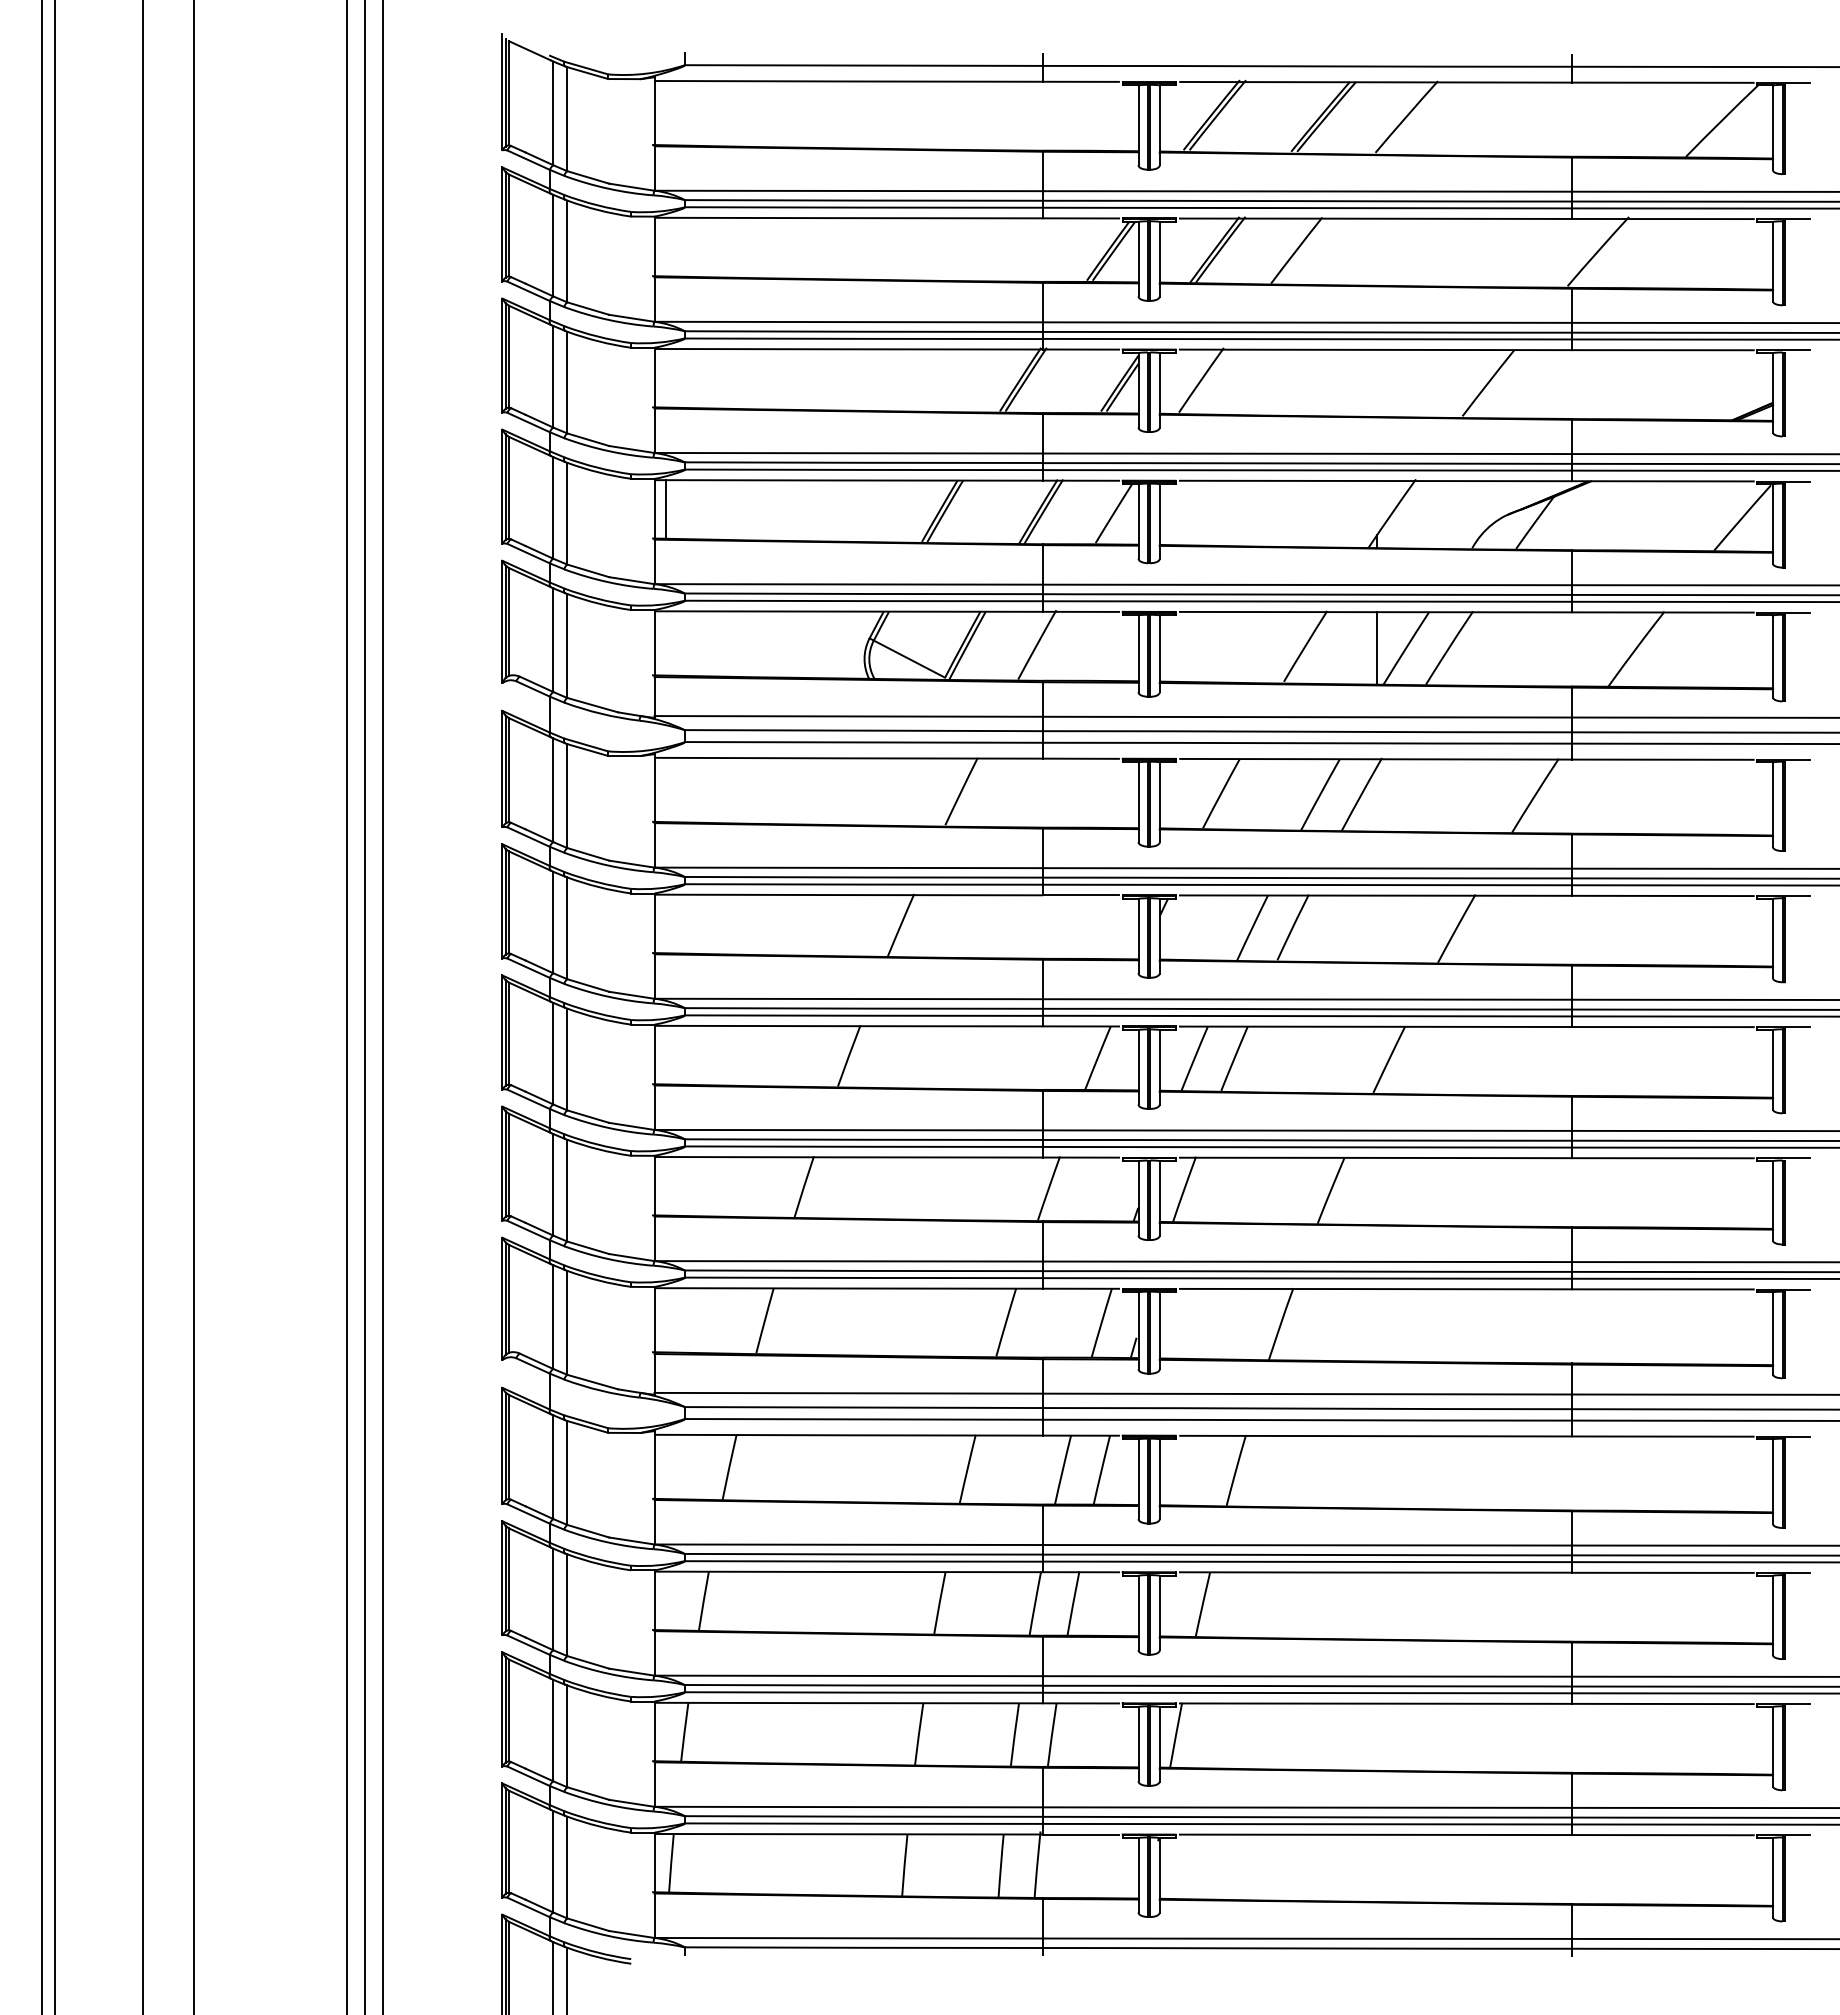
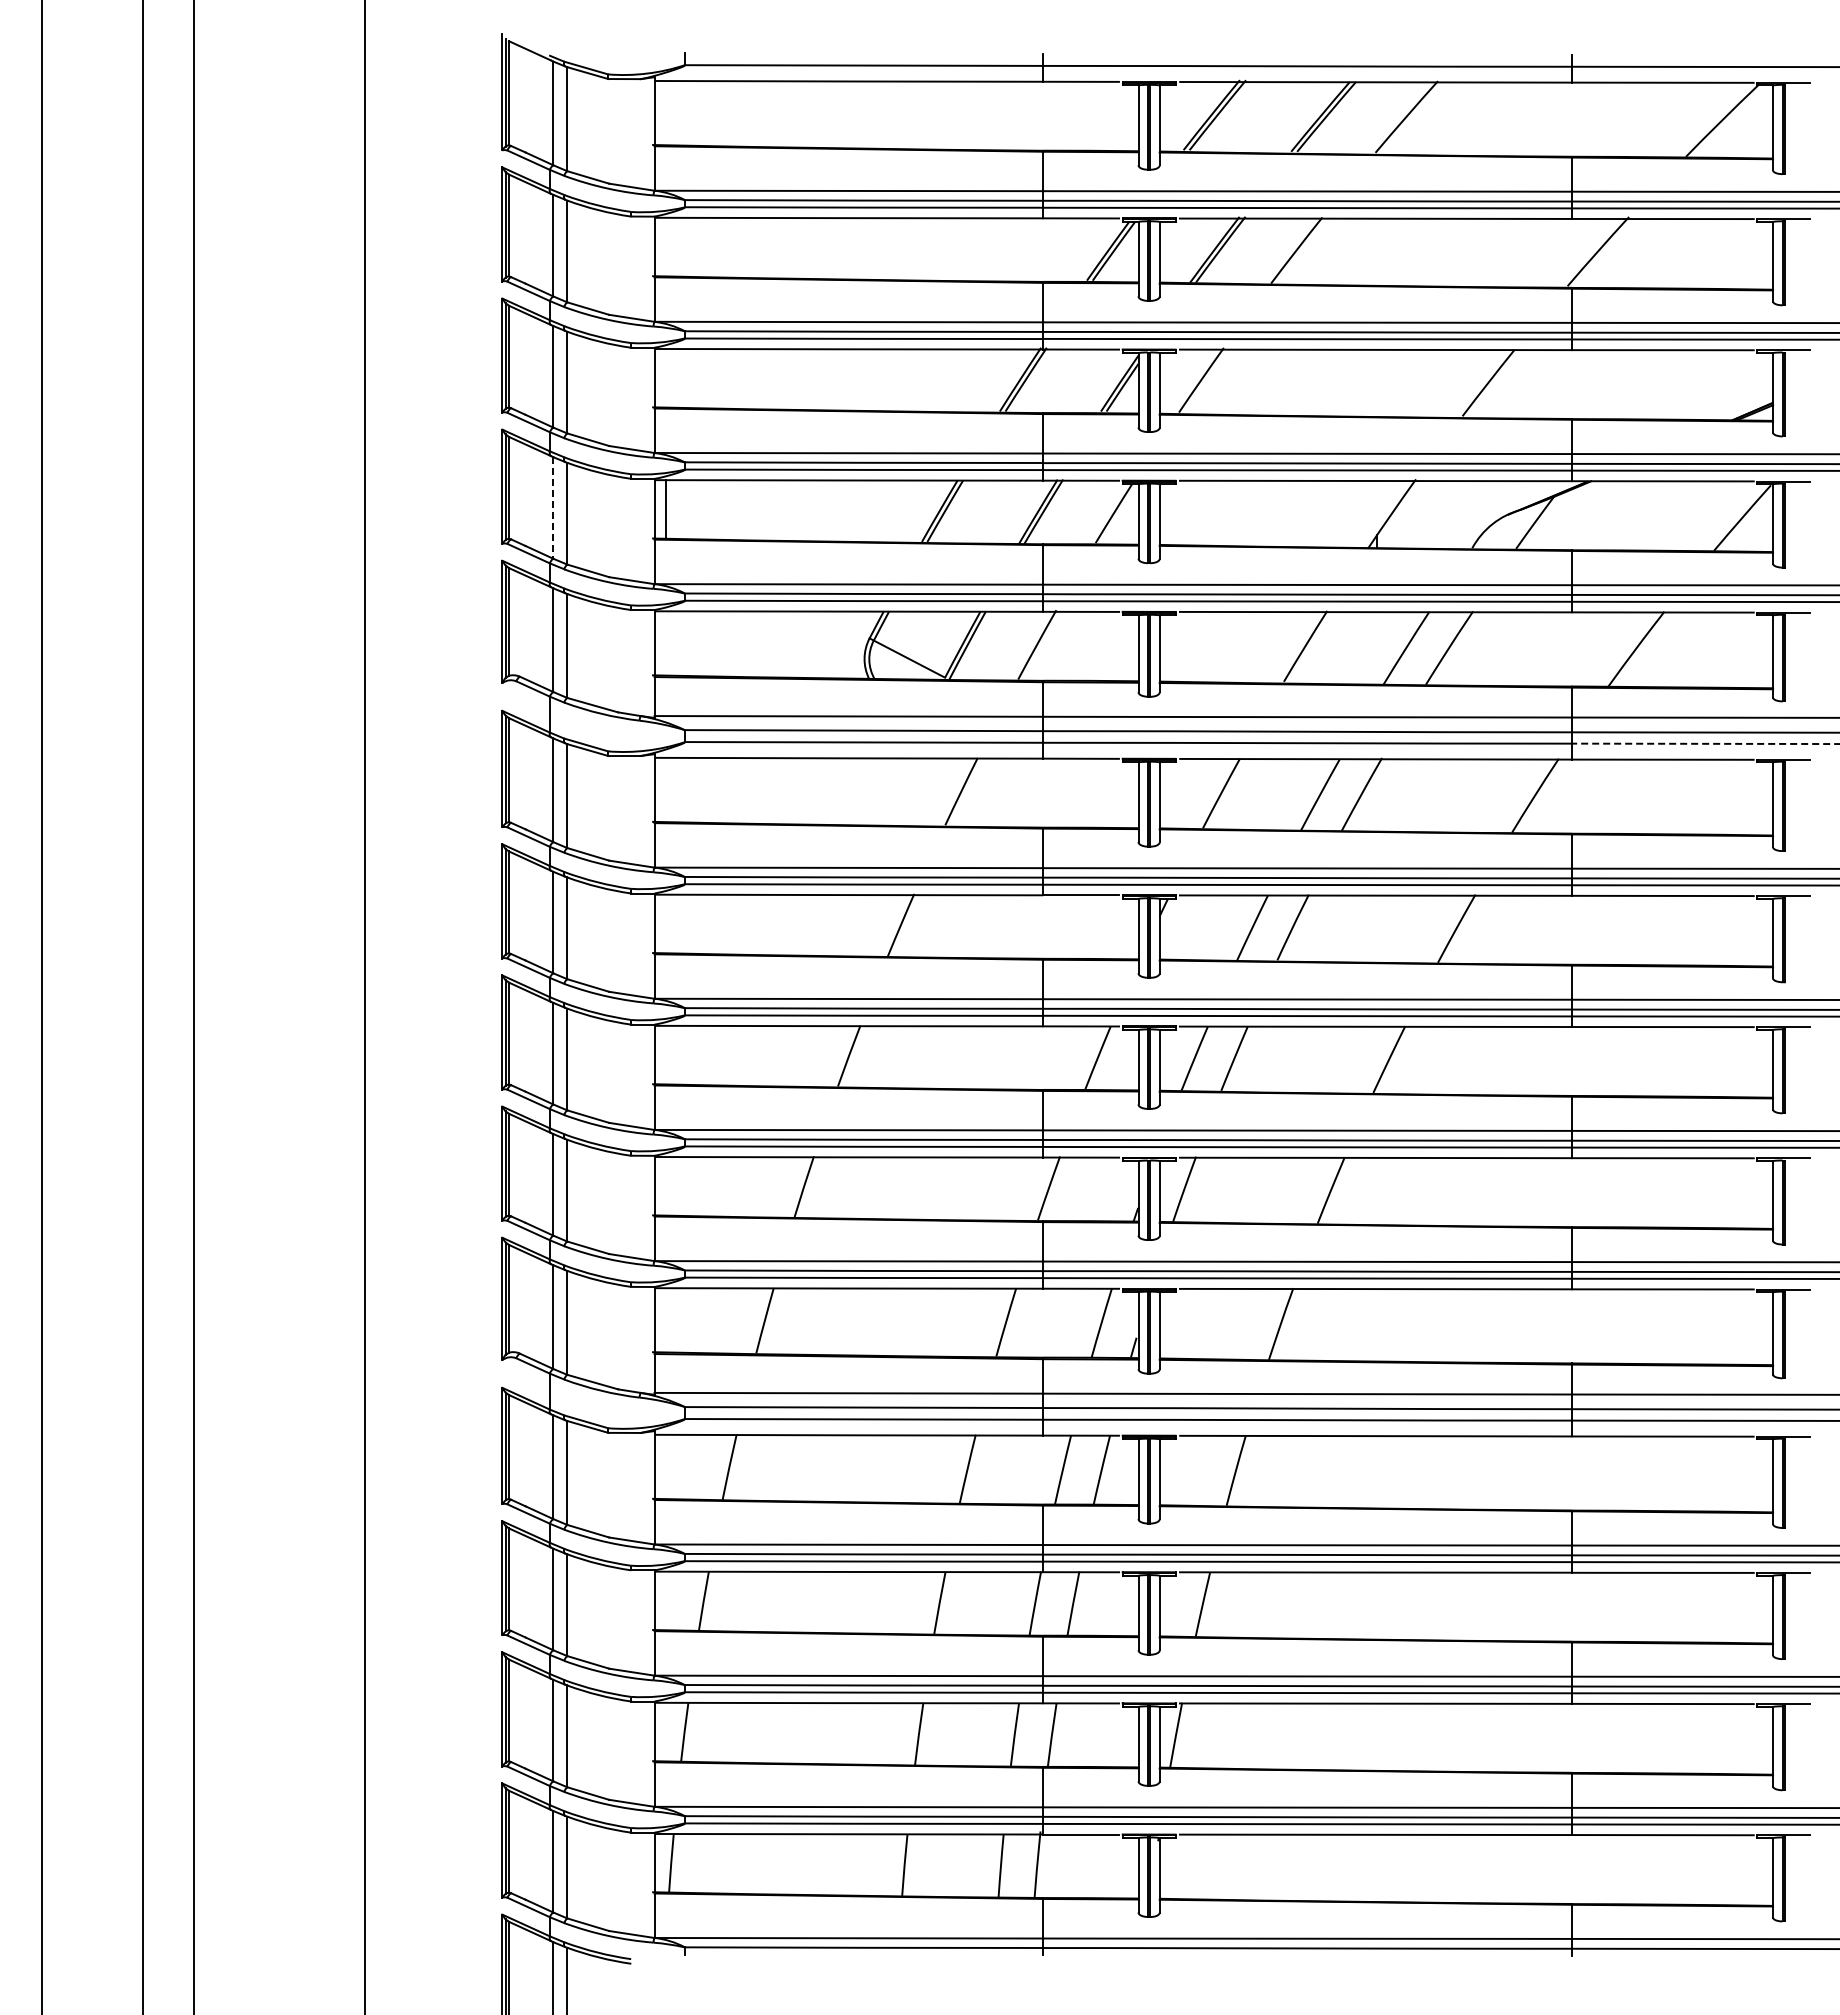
line: solid -> dashed (553, 508)
line: present -> none (1377, 648)
line: solid -> dashed (1705, 743)
line: present -> none (55, 1006)
line: present -> none (346, 1006)
line: present -> none (383, 1006)
